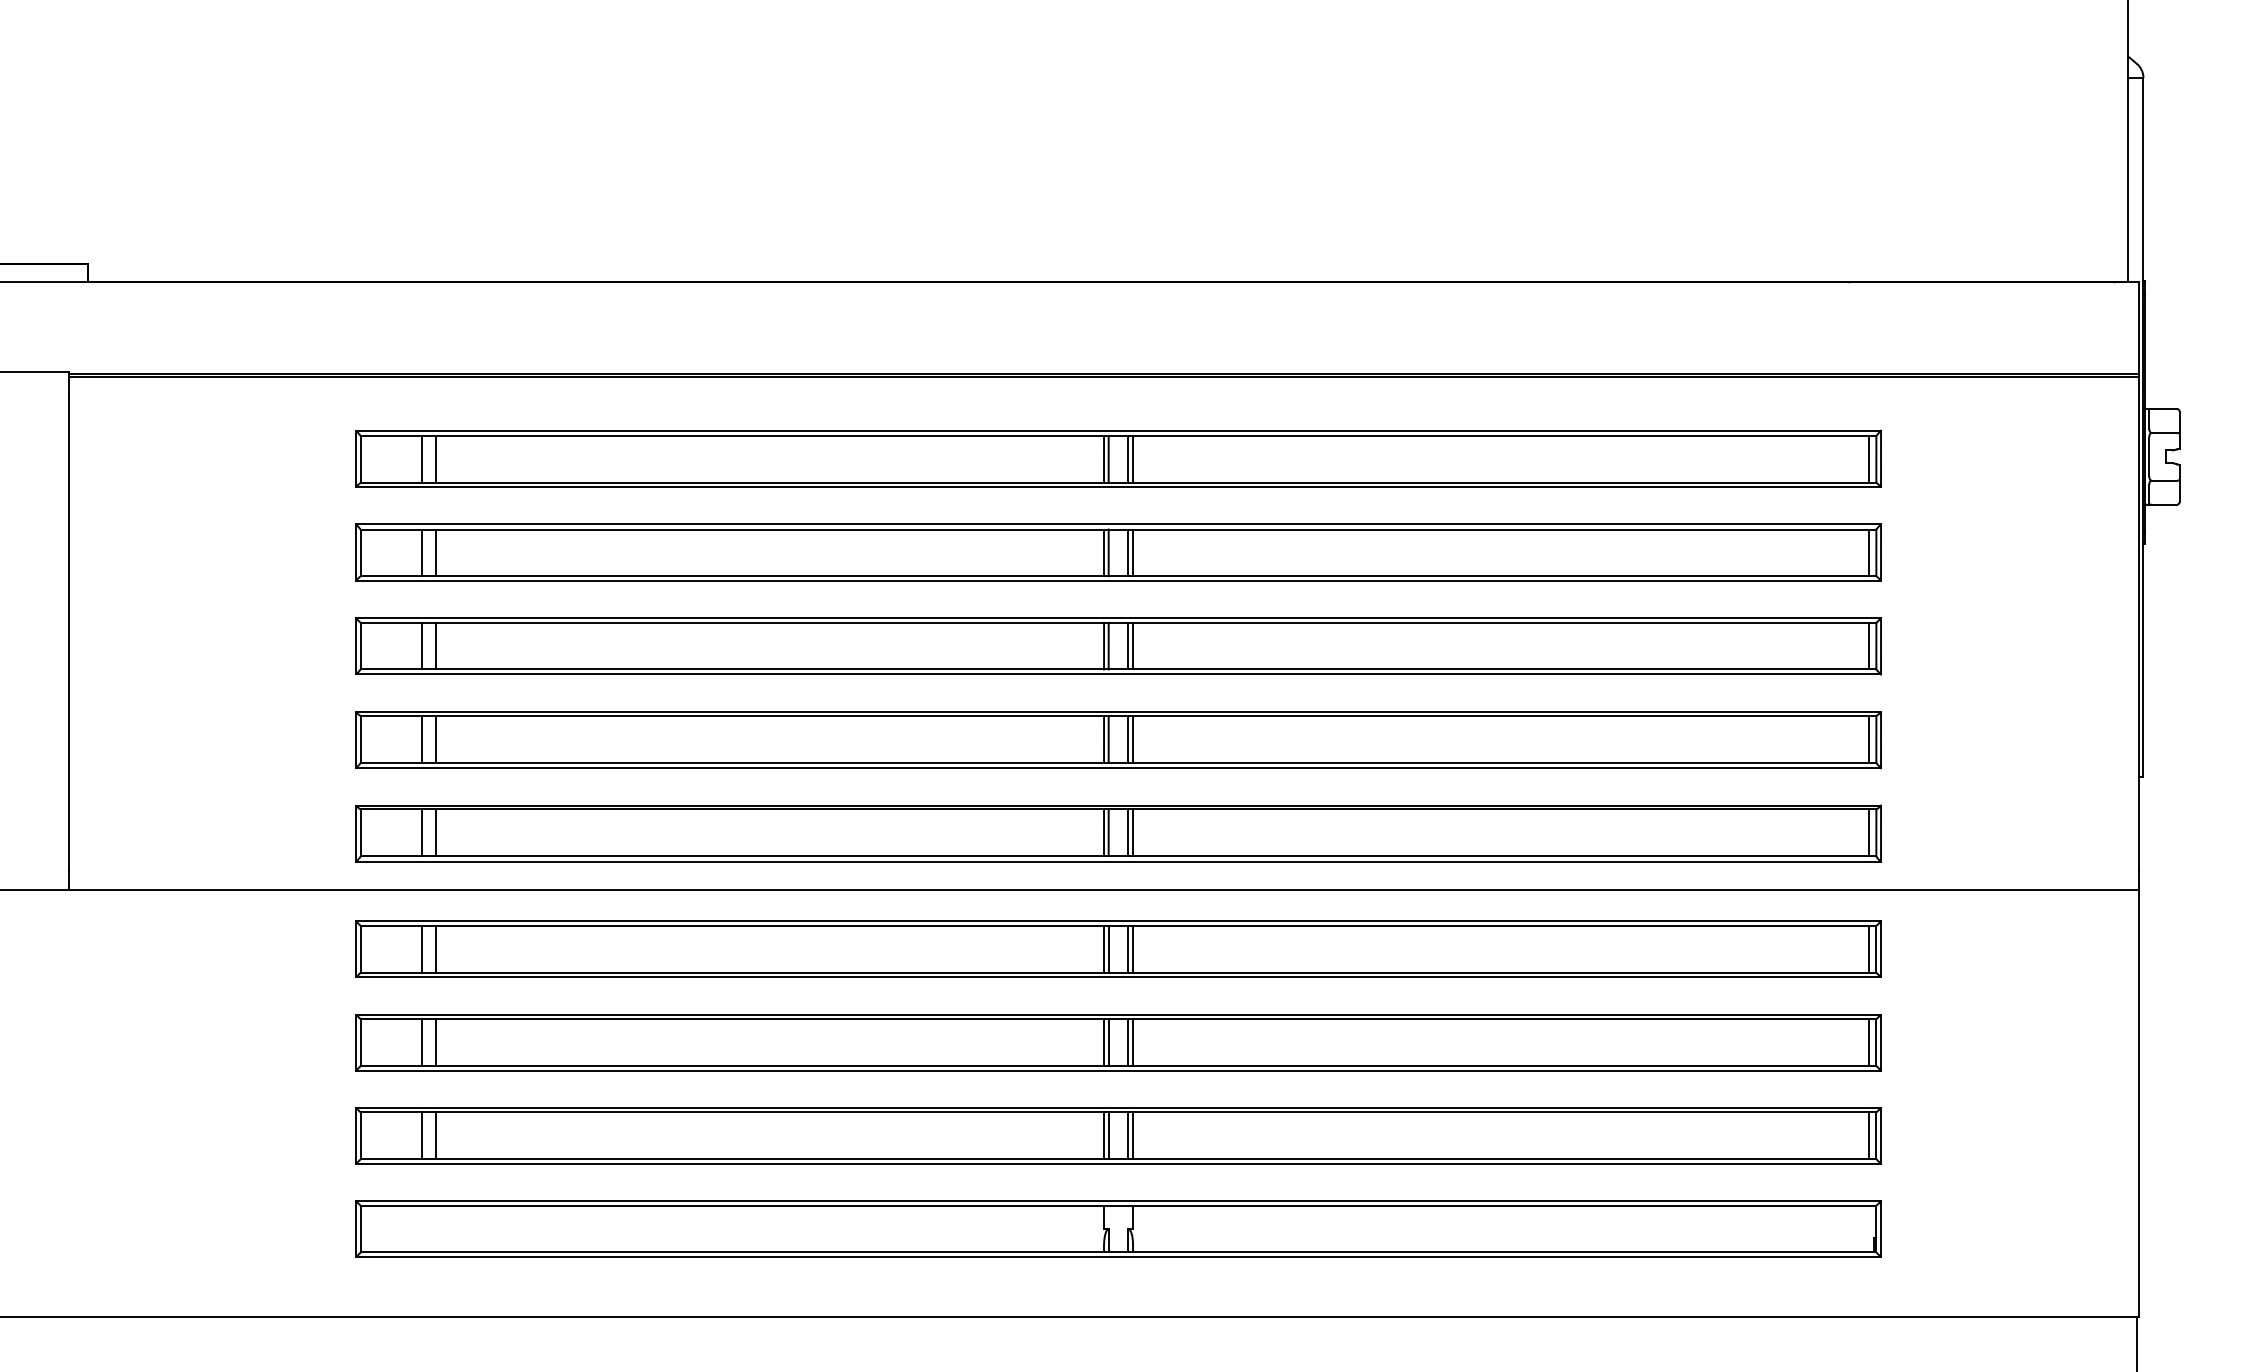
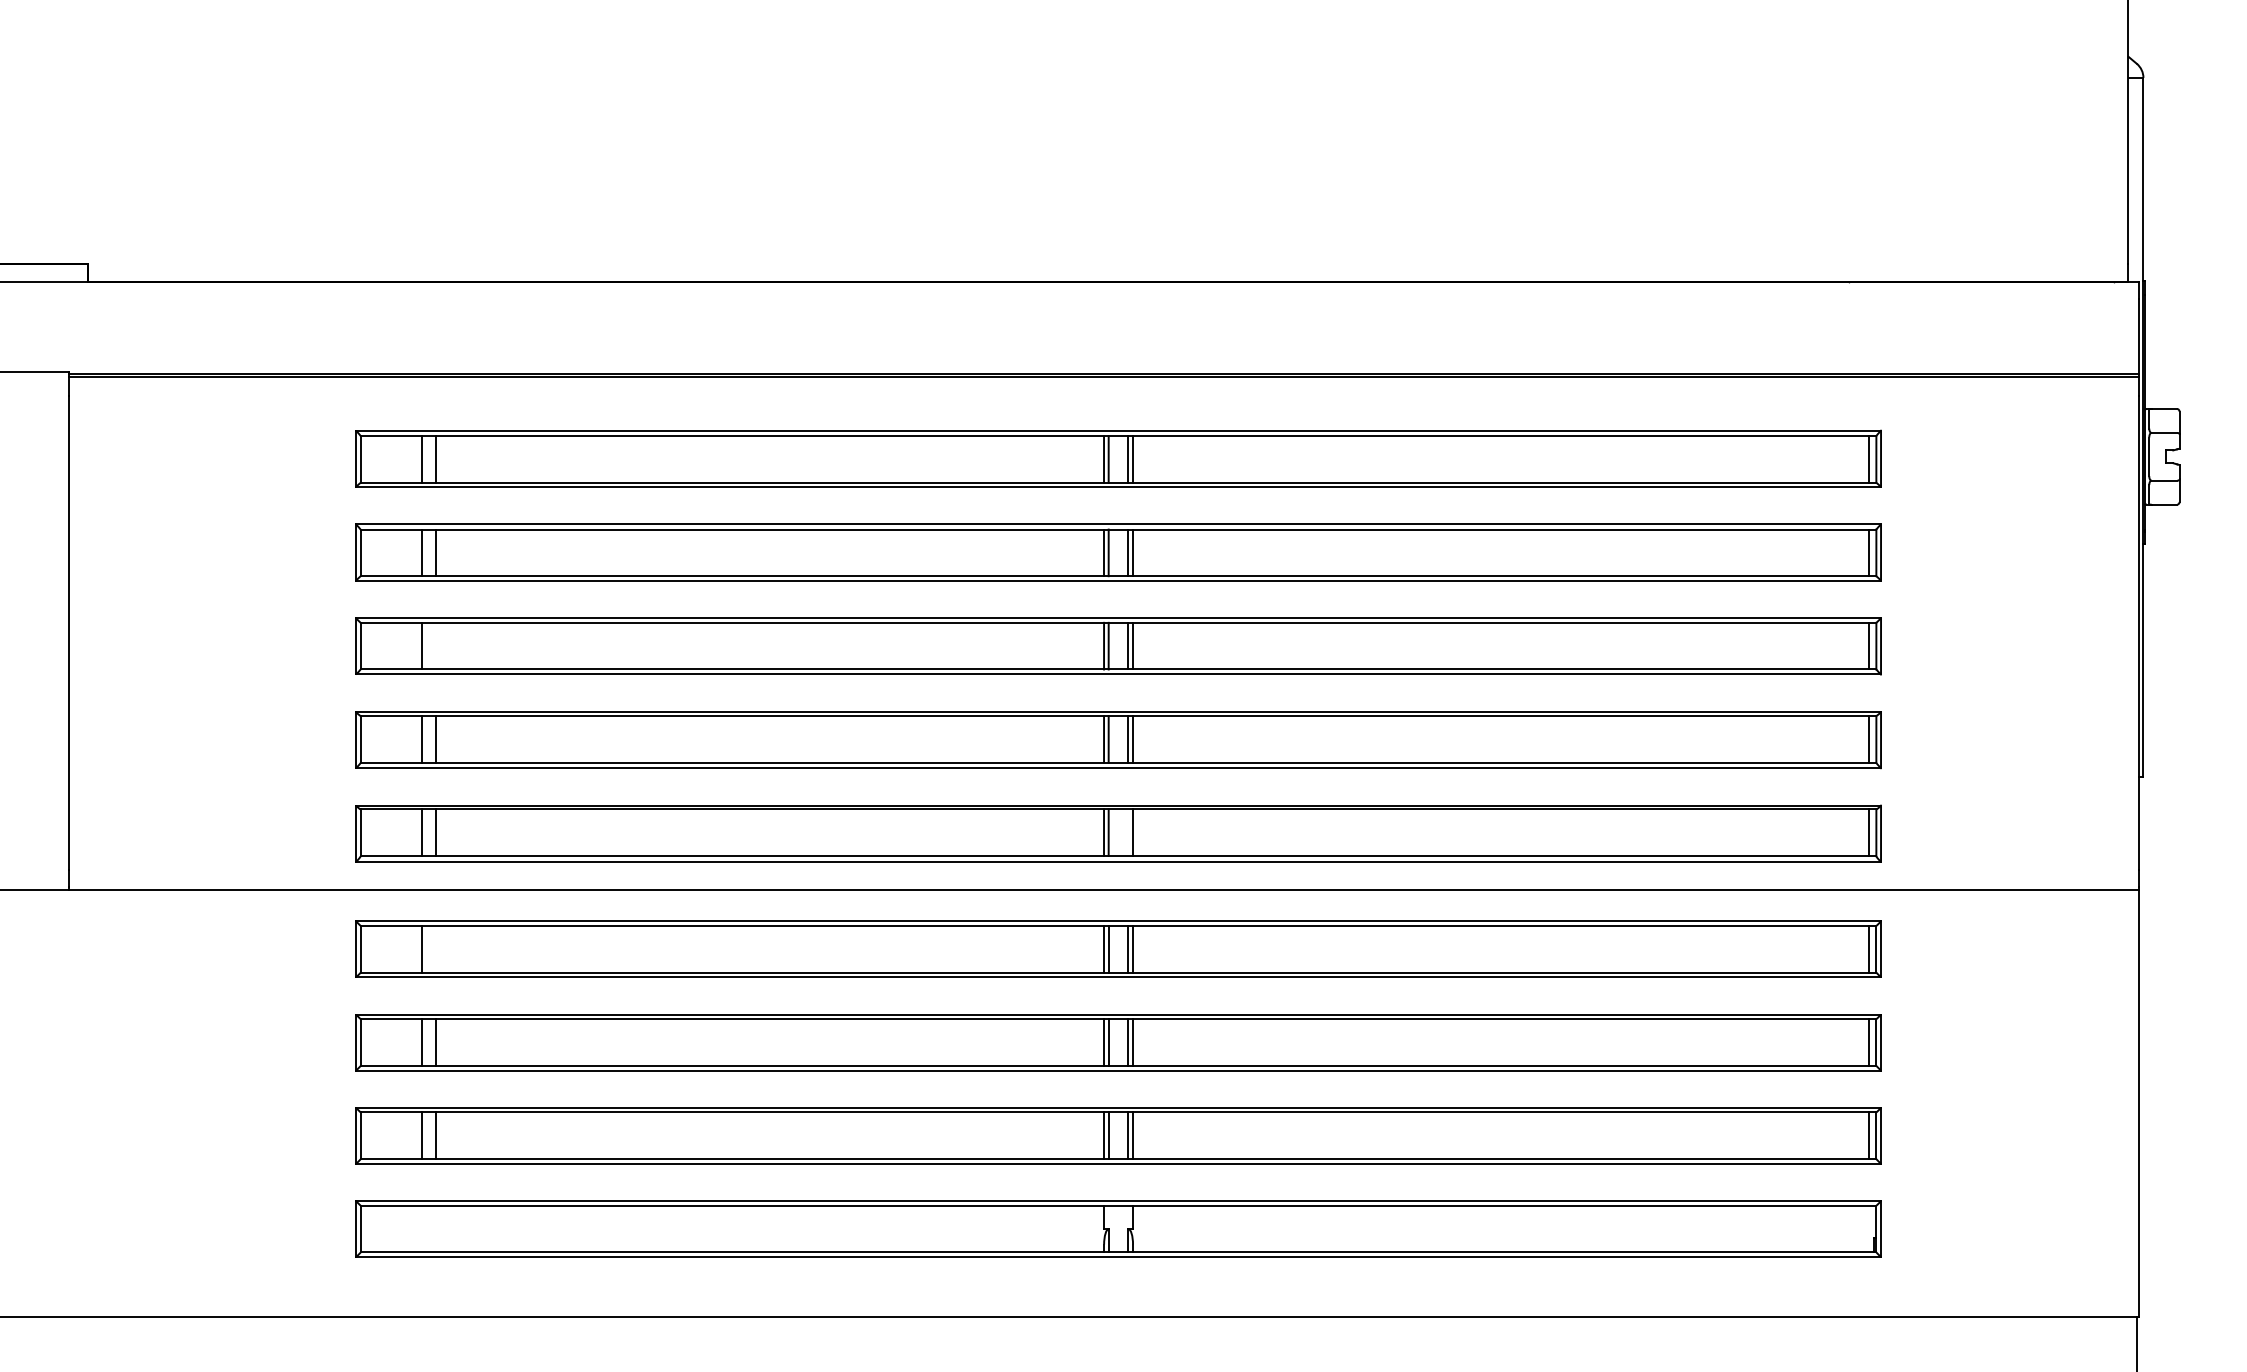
line: present -> none (436, 645)
line: present -> none (1128, 832)
line: present -> none (436, 948)
